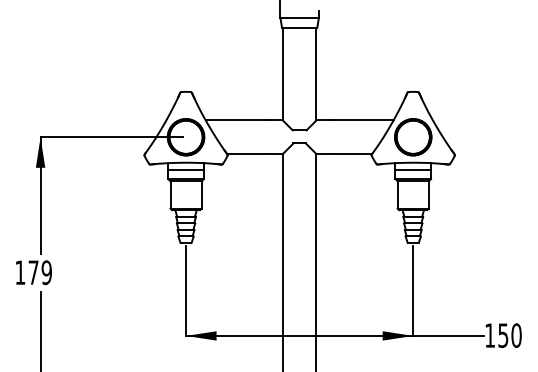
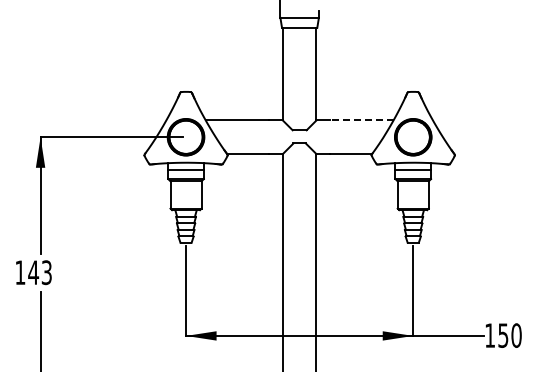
line: solid -> dashed (361, 120)
text: 179 -> 143 (39, 272)
